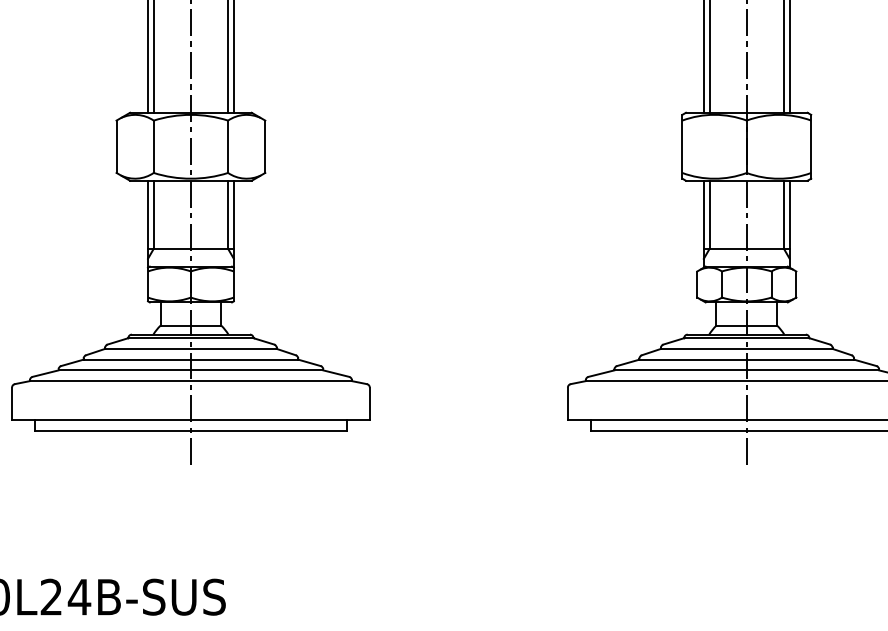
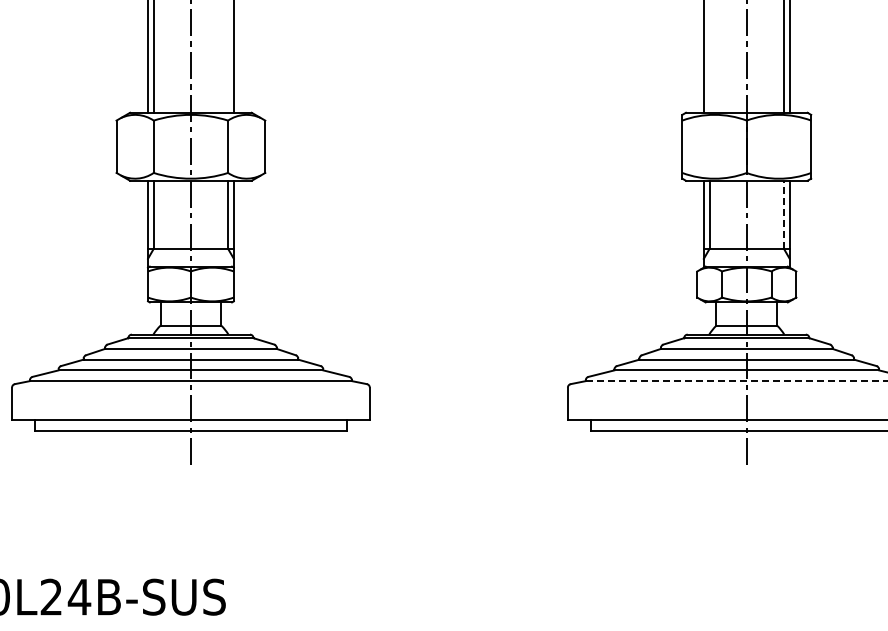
line: present -> none (228, 57)
line: present -> none (709, 57)
line: solid -> dashed (783, 214)
line: solid -> dashed (736, 381)
